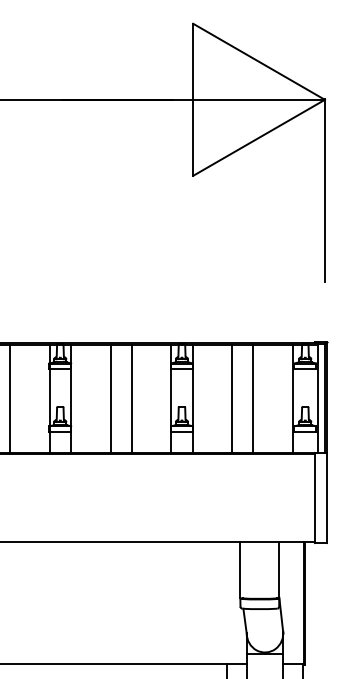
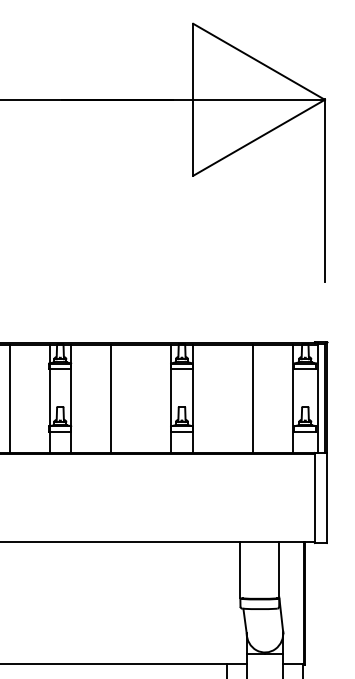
line: present -> none (131, 398)
line: present -> none (232, 398)
